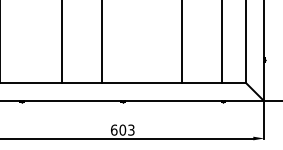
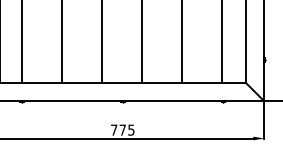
line: none -> present (21, 42)
line: none -> present (142, 42)
text: 603 -> 775 (122, 129)
